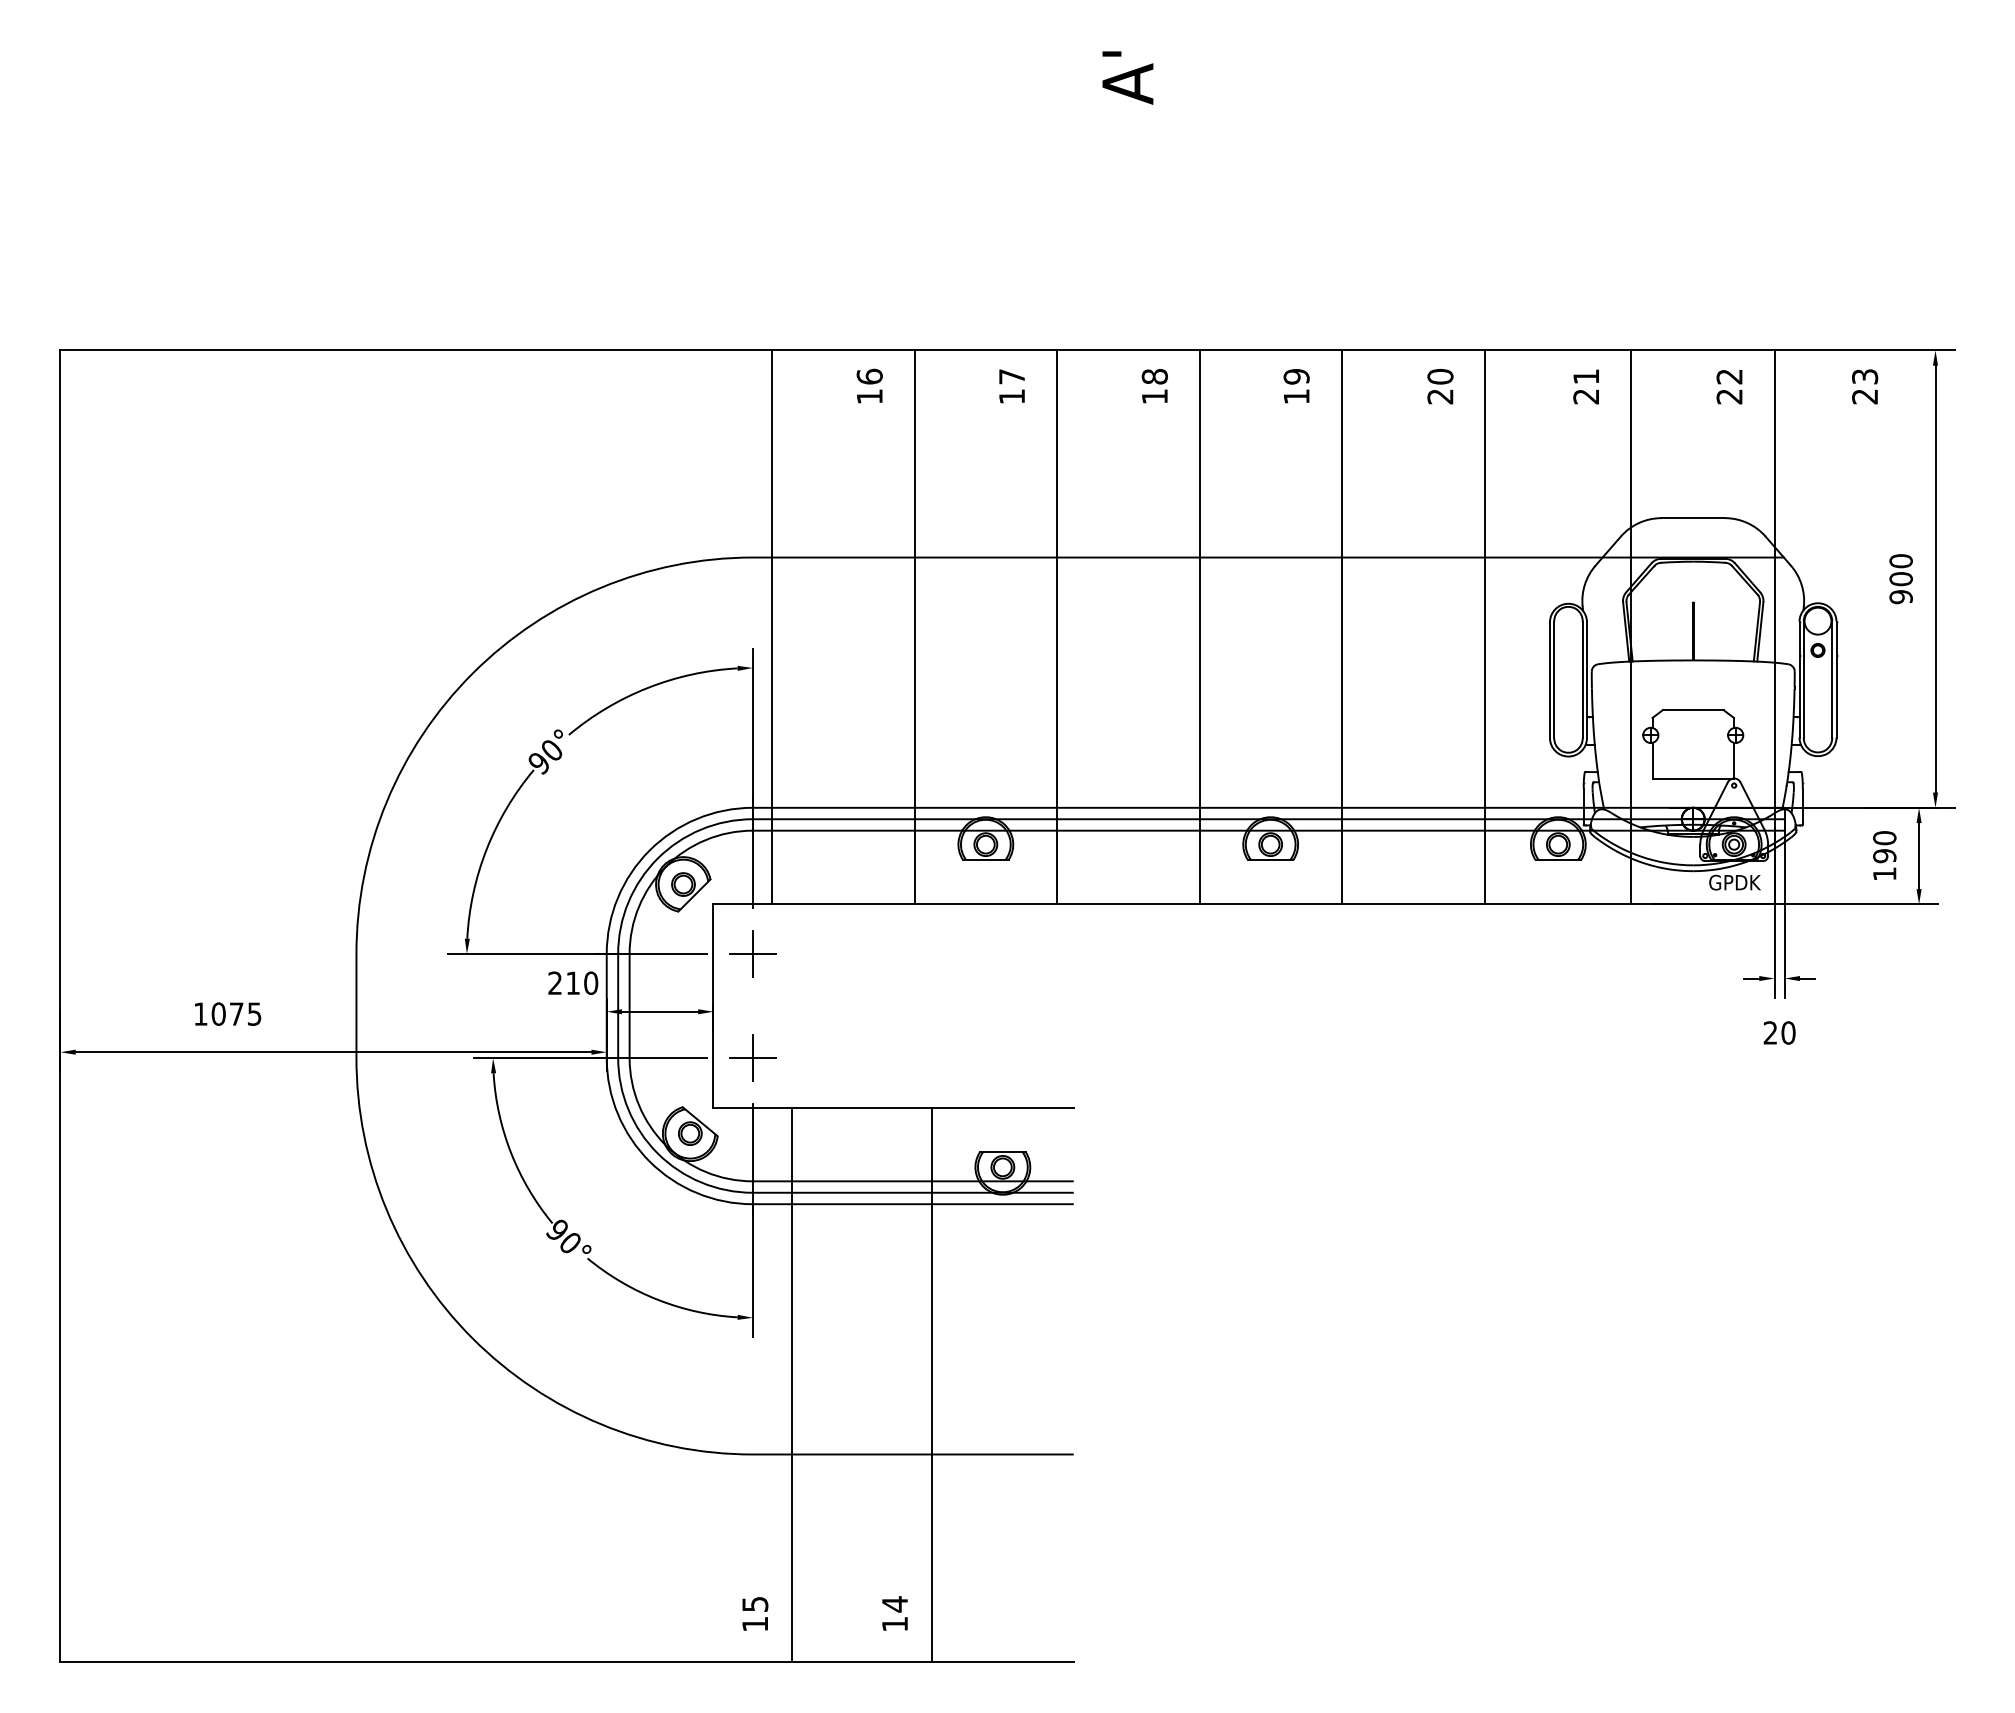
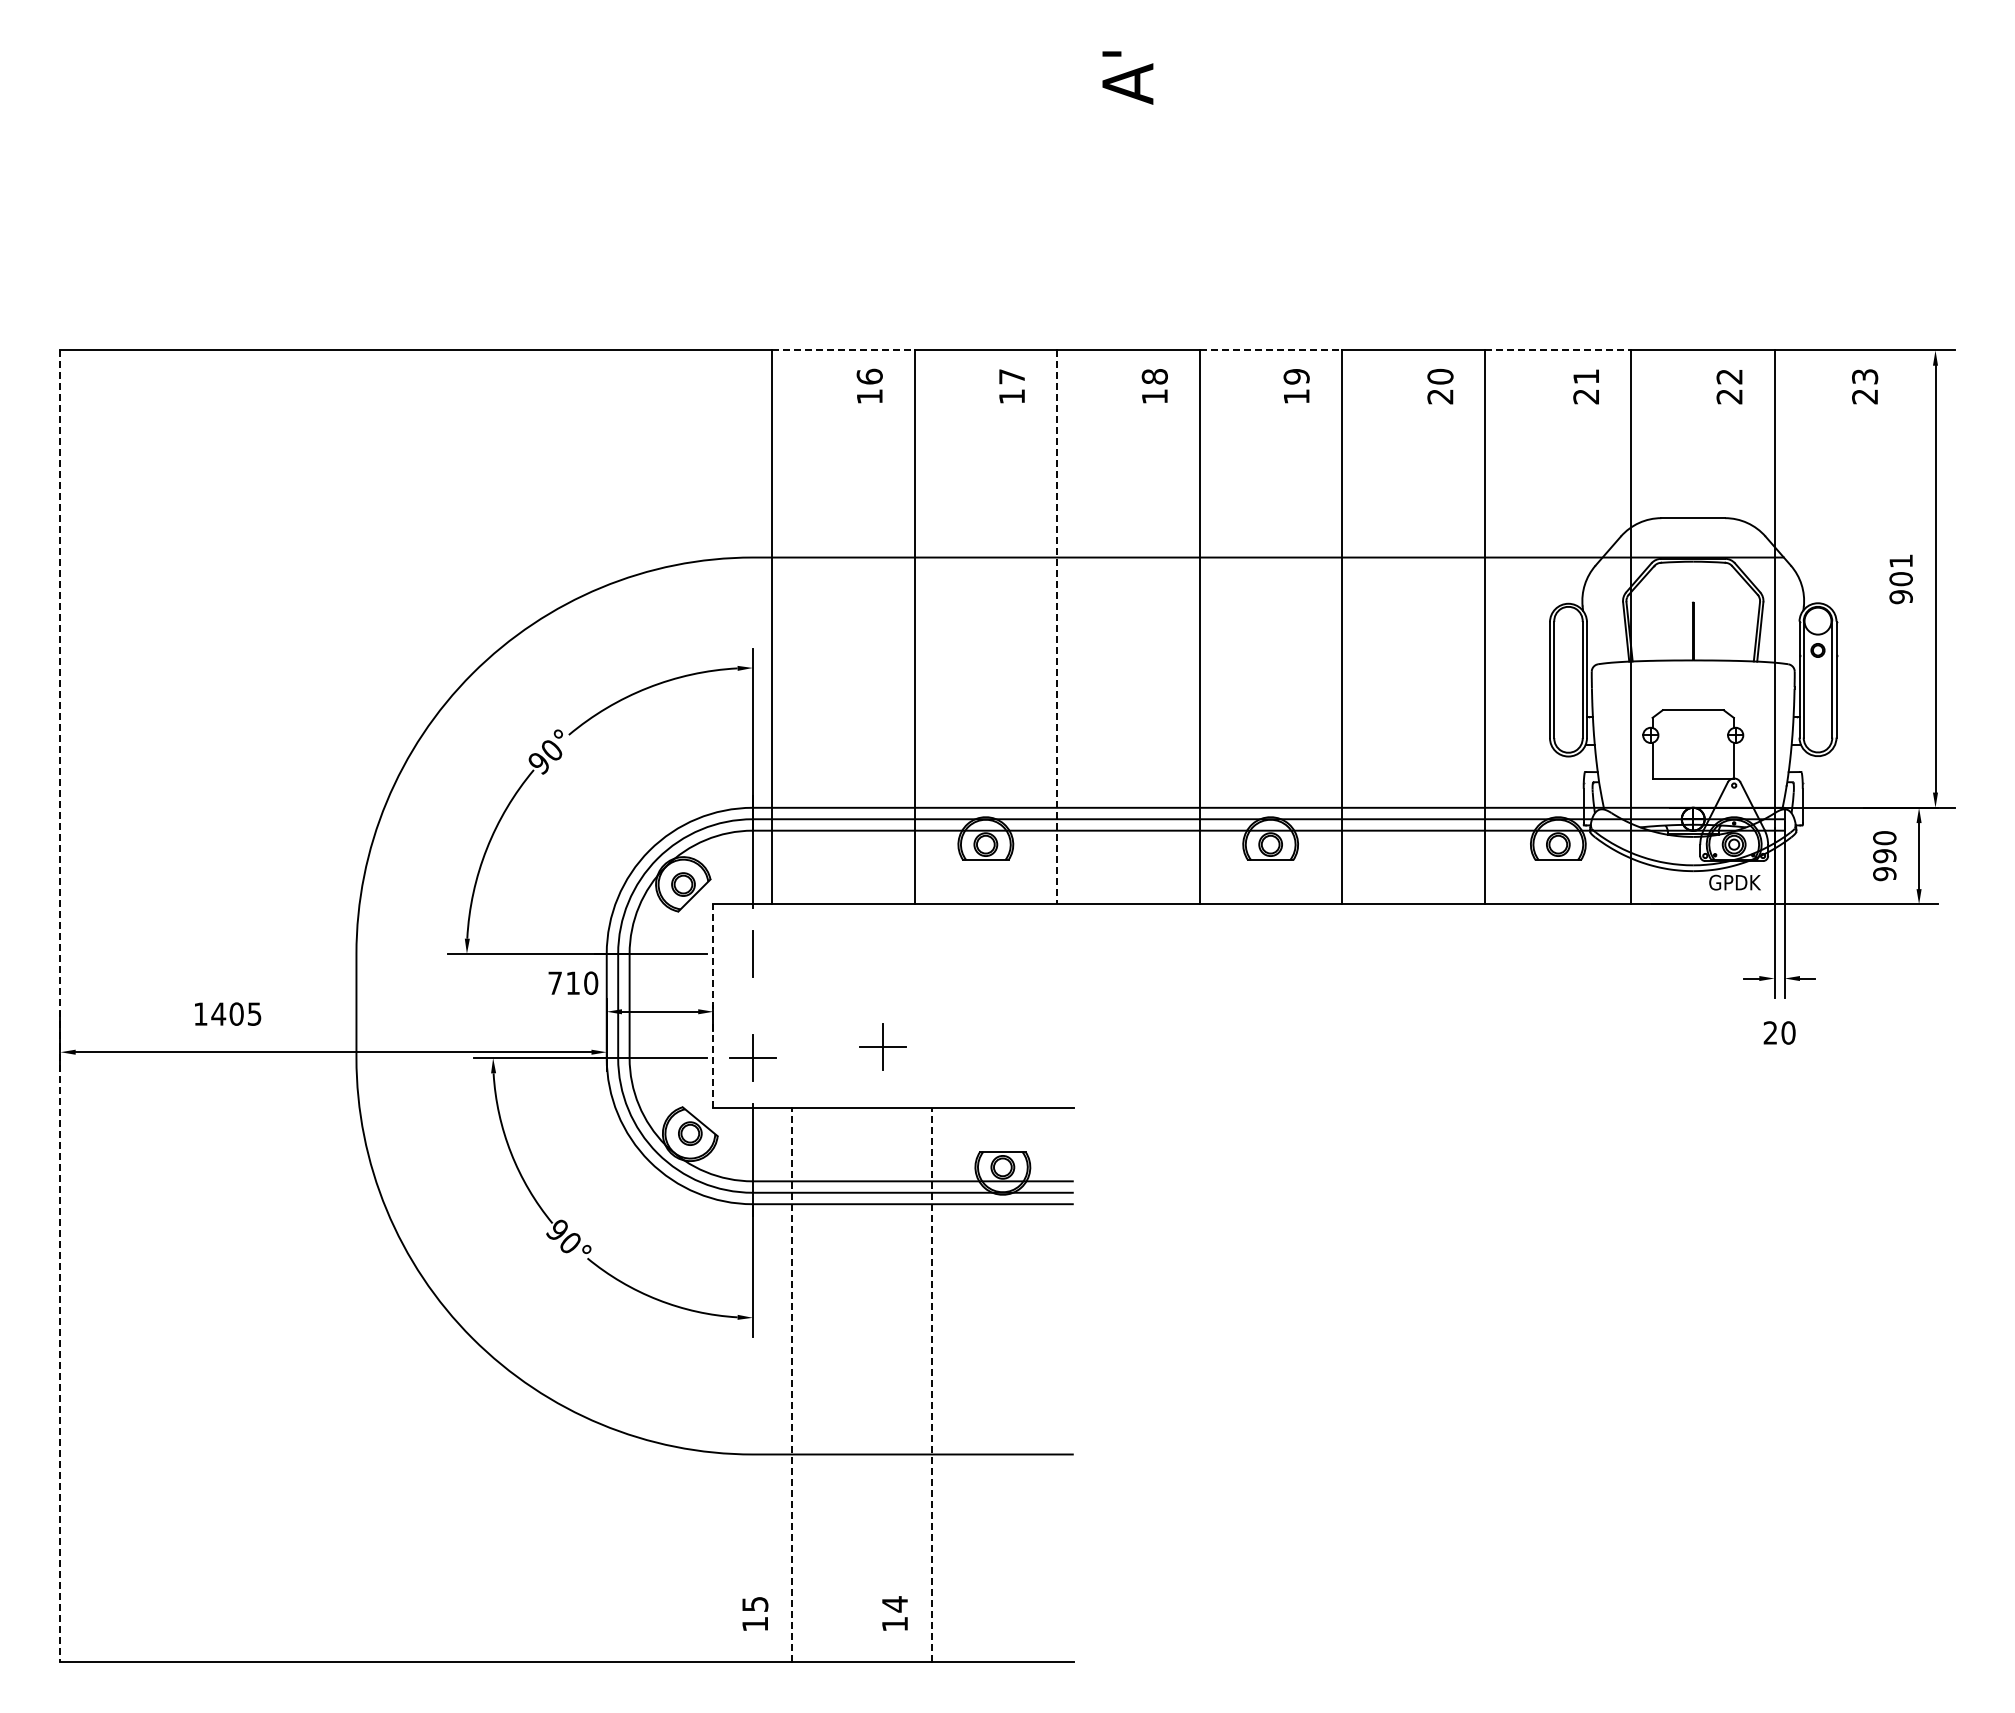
line: solid -> dashed (843, 350)
line: solid -> dashed (1270, 350)
line: solid -> dashed (1558, 350)
text: 900 -> 901 (1900, 561)
line: solid -> dashed (1057, 627)
text: 190 -> 990 (1884, 874)
line: present -> none (752, 953)
text: 210 -> 710 (554, 982)
line: solid -> dashed (60, 1006)
line: solid -> dashed (713, 1006)
text: 1075 -> 1405 (227, 1013)
part: none -> present (882, 1046)
line: solid -> dashed (792, 1384)
line: solid -> dashed (931, 1384)
